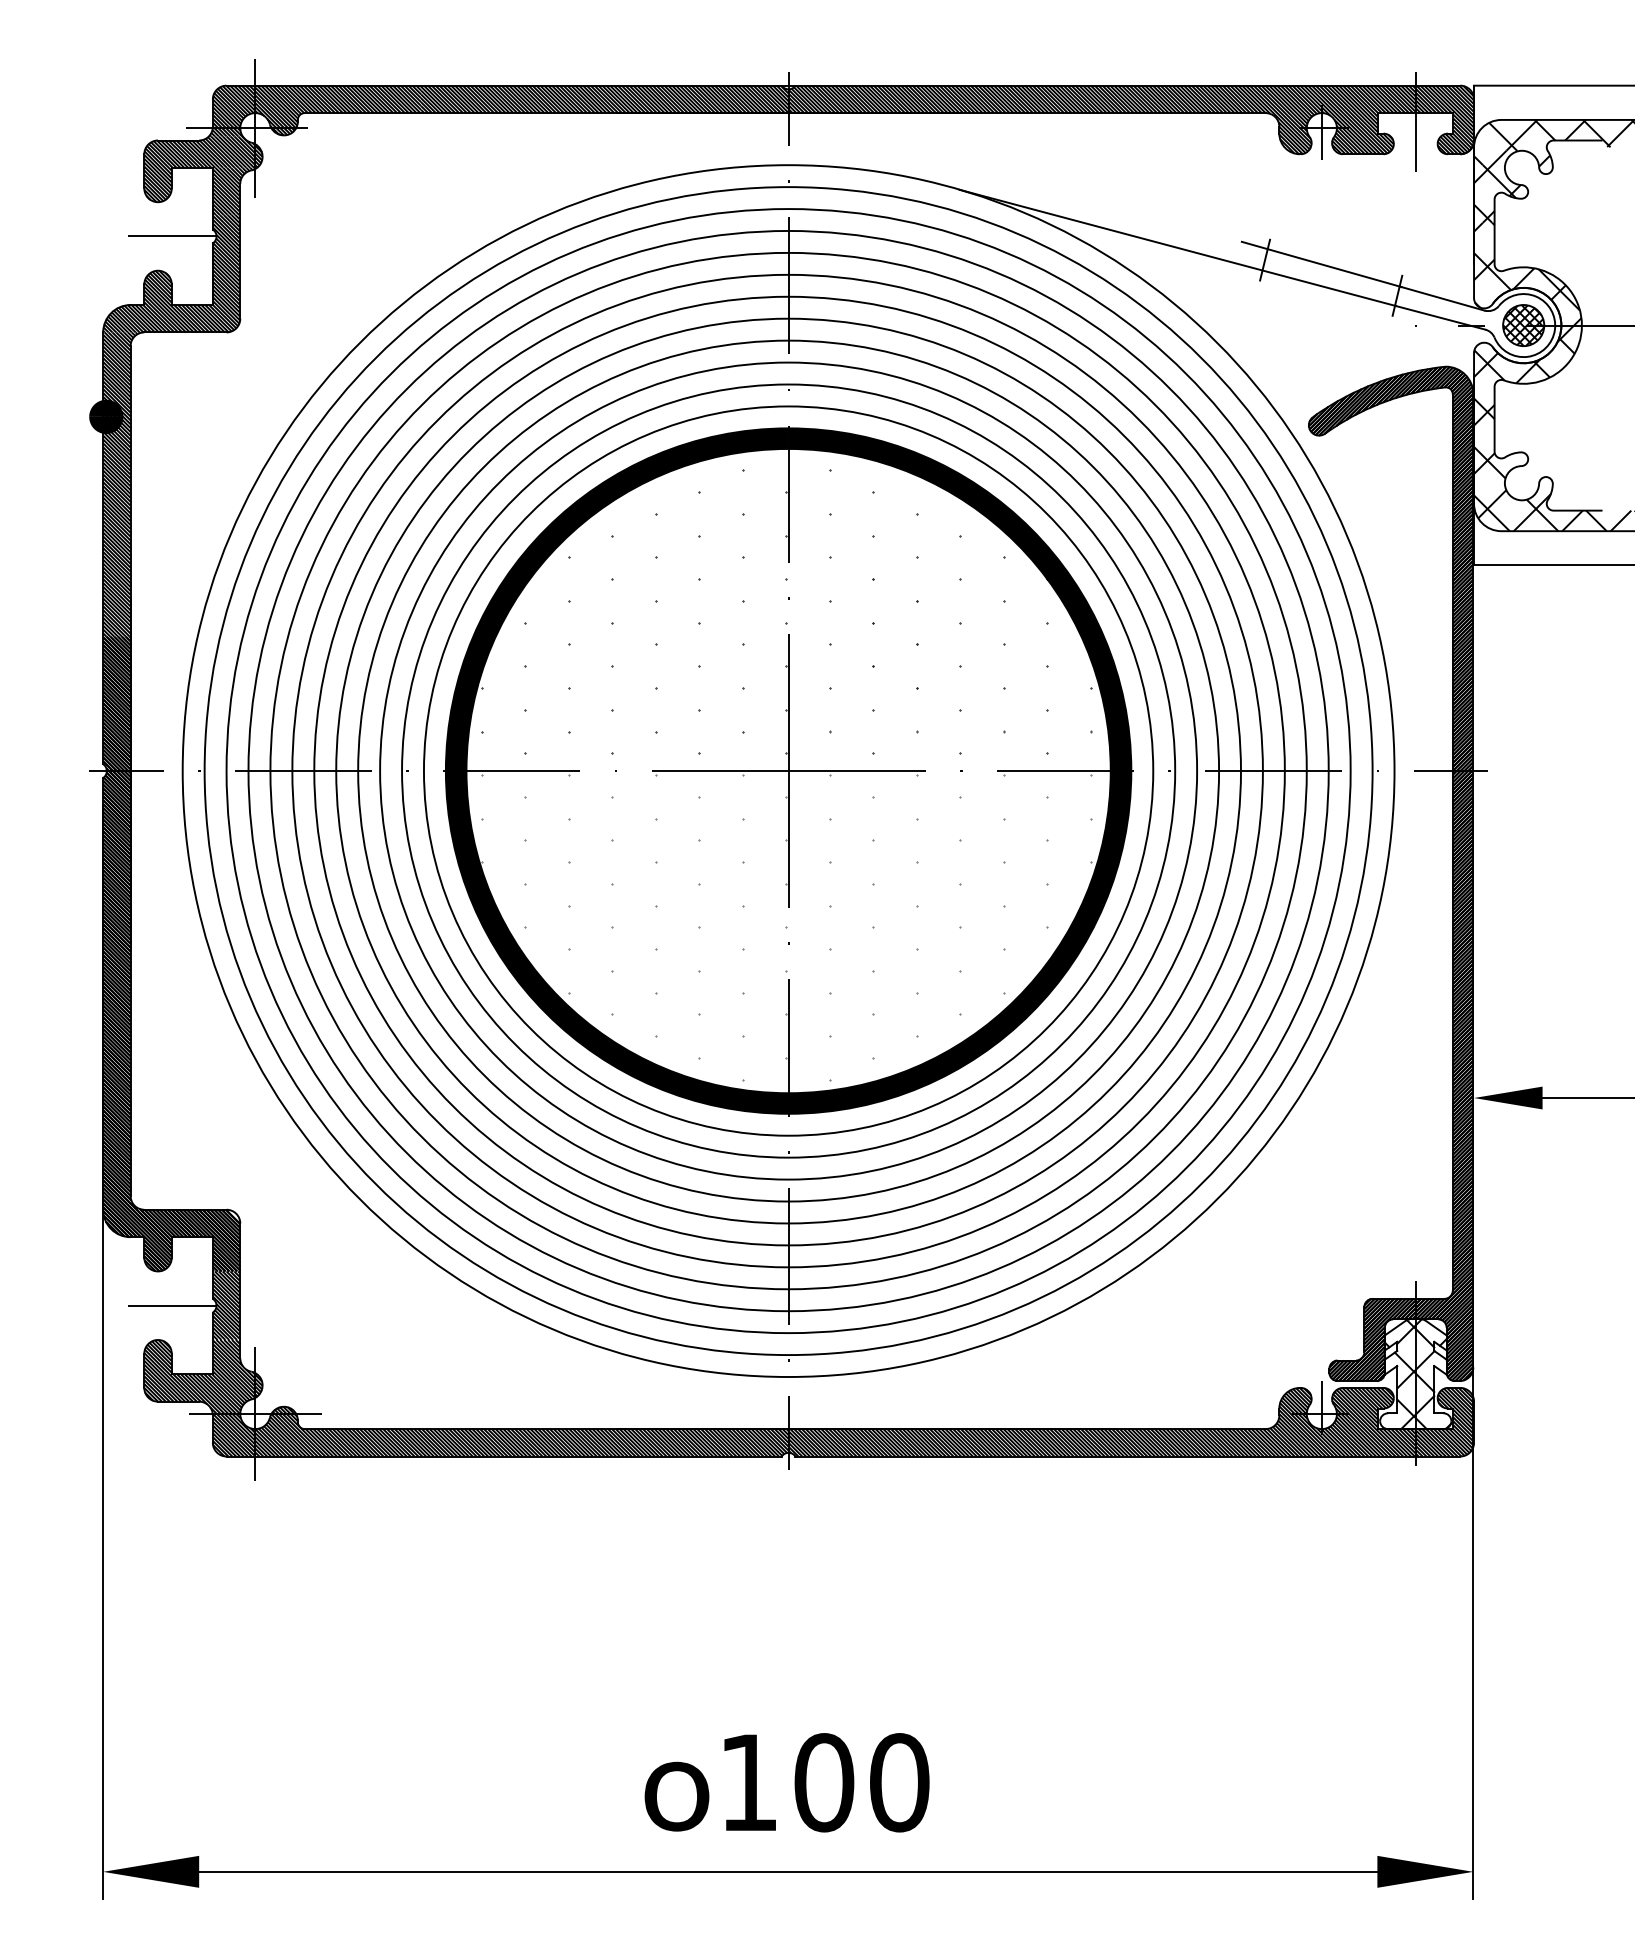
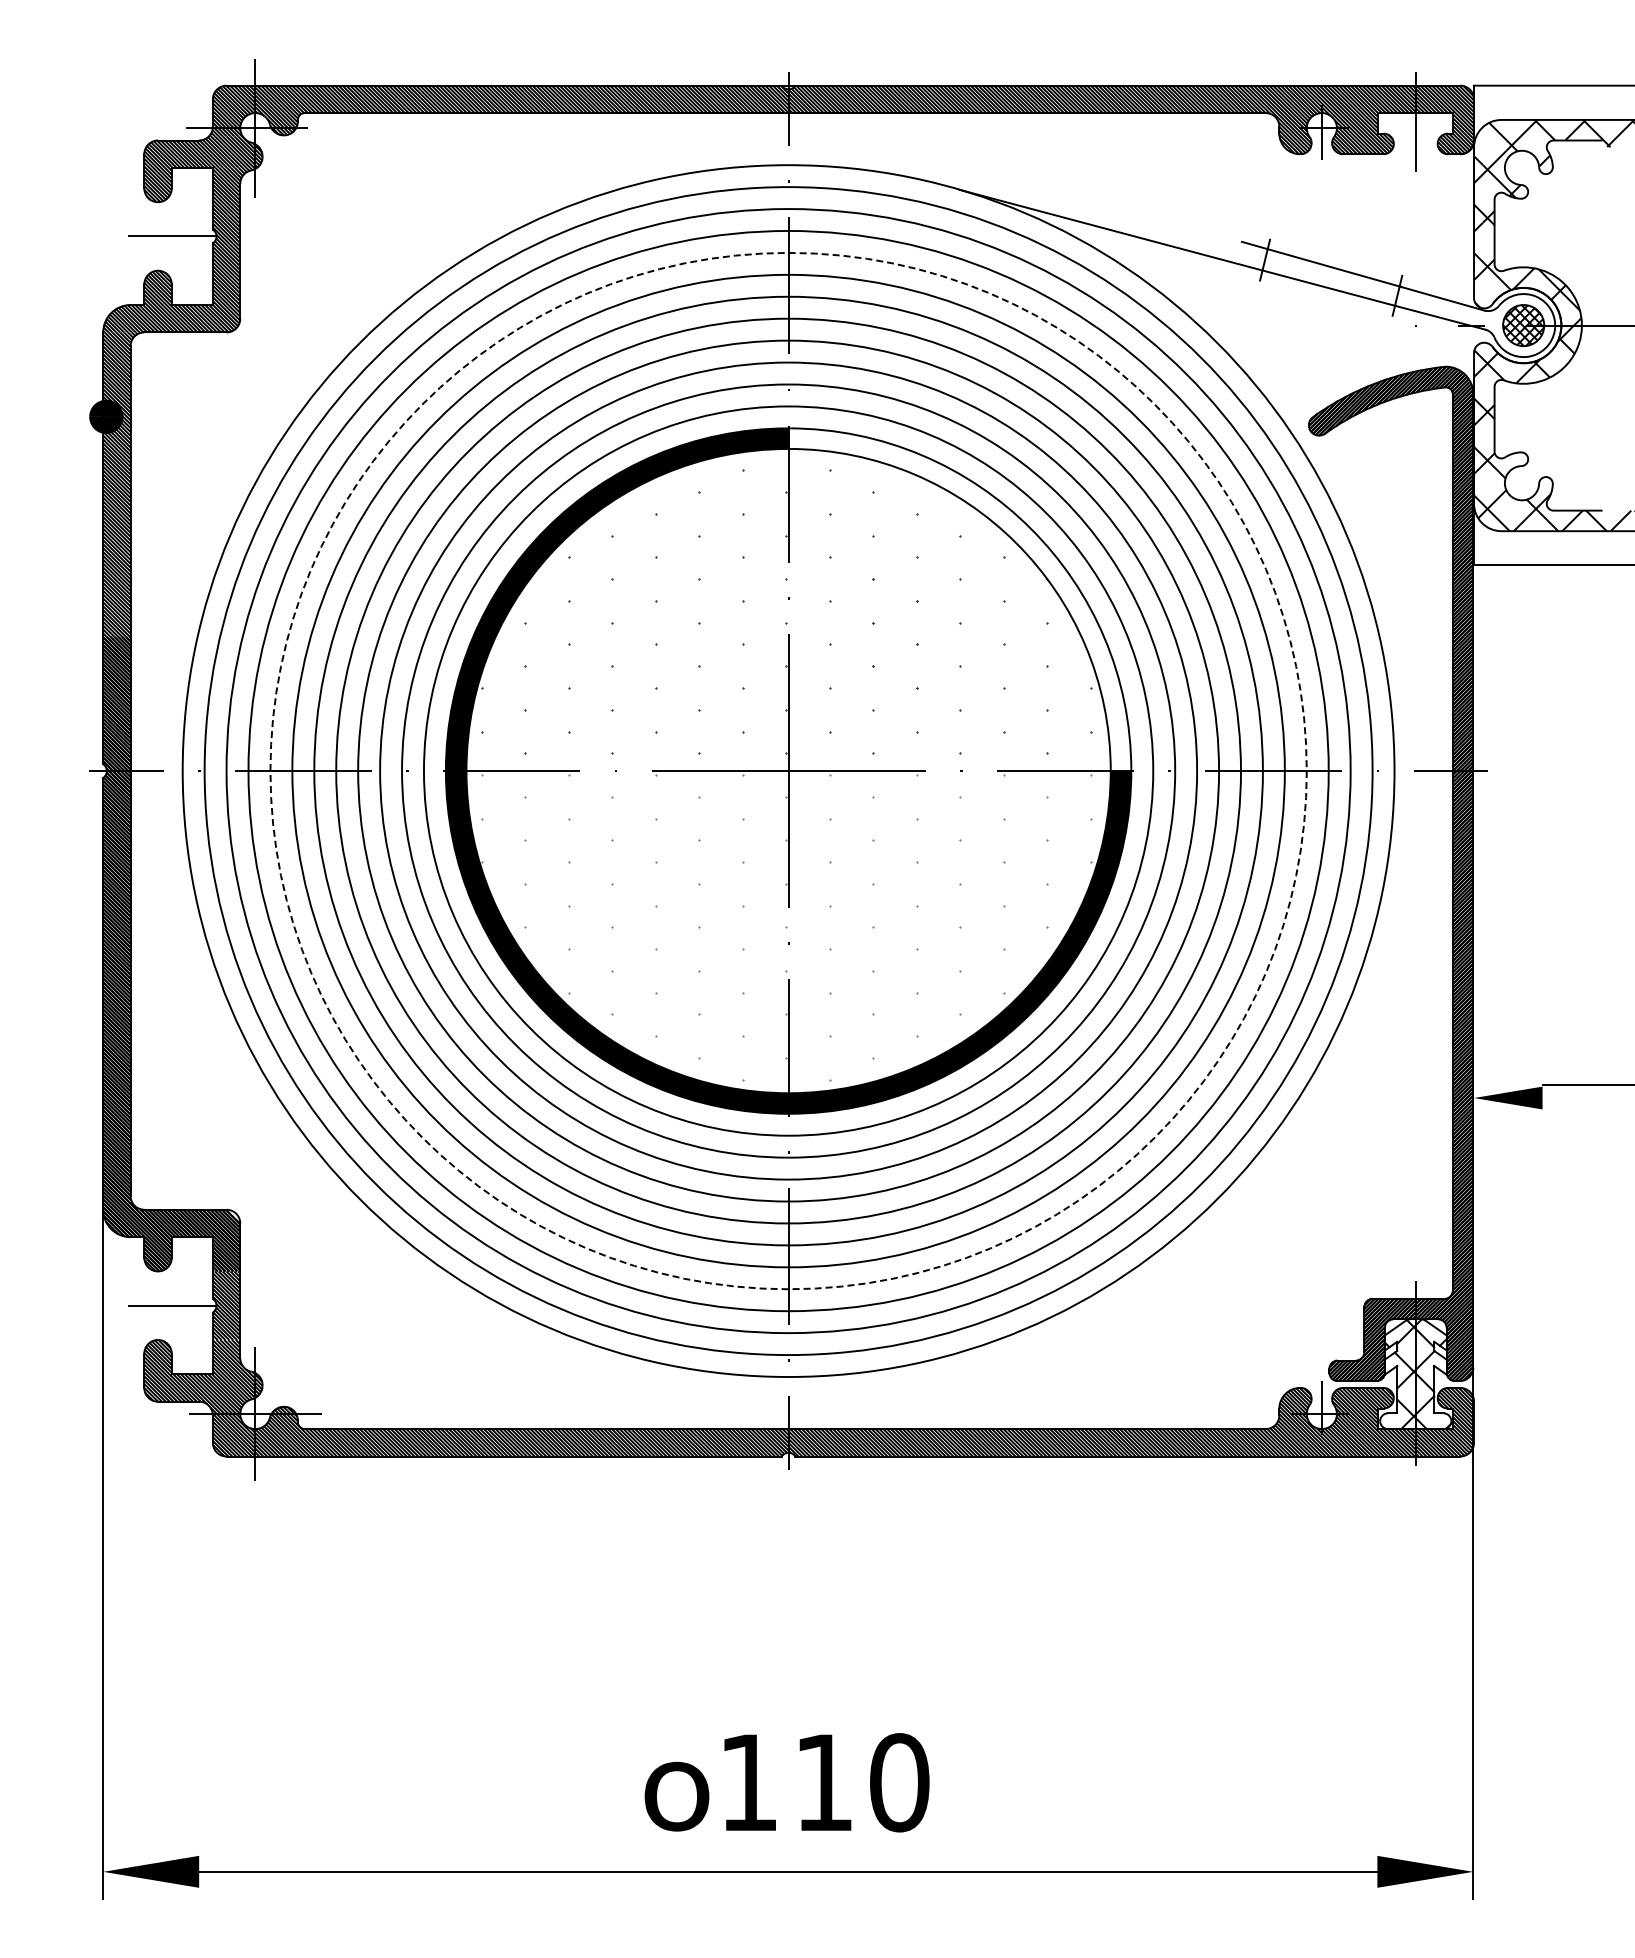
fill: present -> none (959, 599)
circle: solid -> dashed (788, 770)
line position: (1586, 1098) -> (1586, 1085) (1586, 1085)
text: 100 -> 110 (824, 1782)
